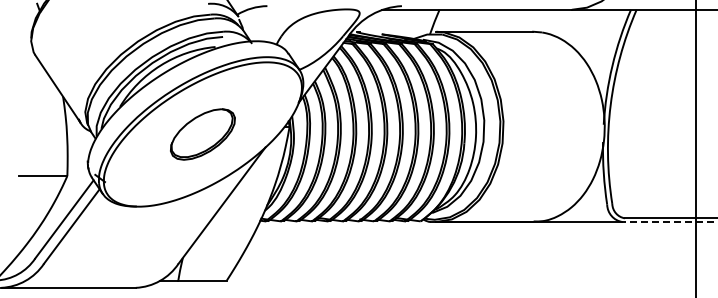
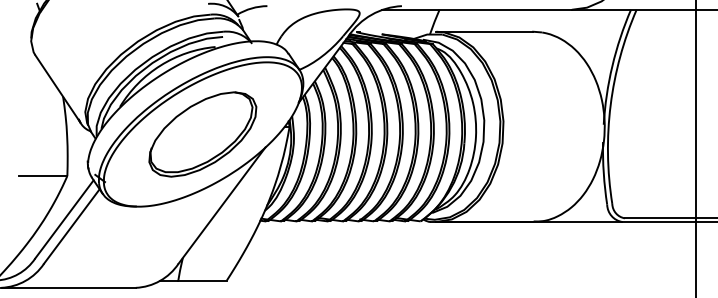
part size: 66x53 px -> 110x87 px (202, 134)
line: dashed -> solid (669, 222)
